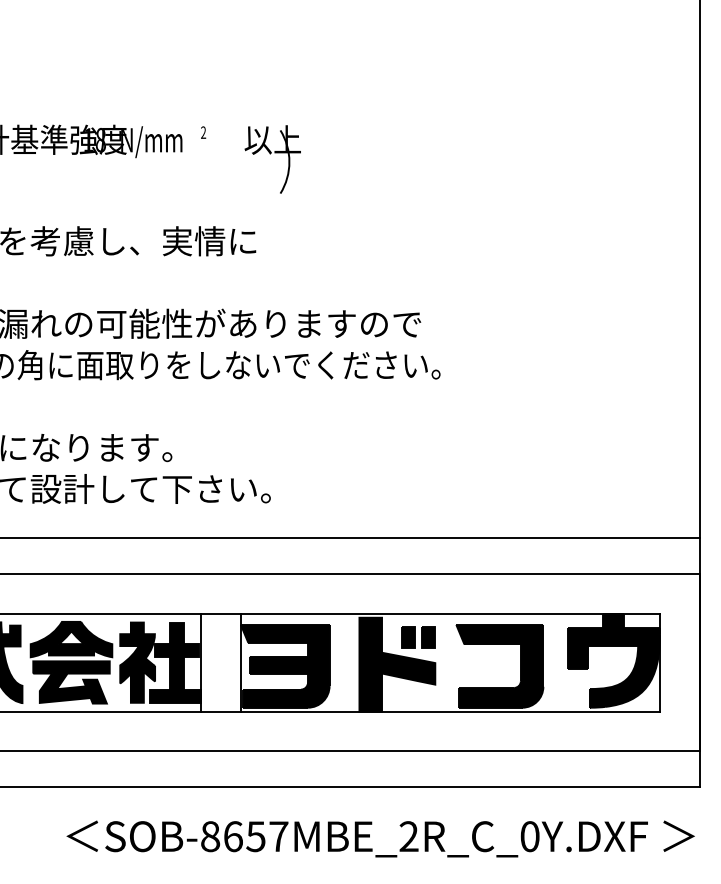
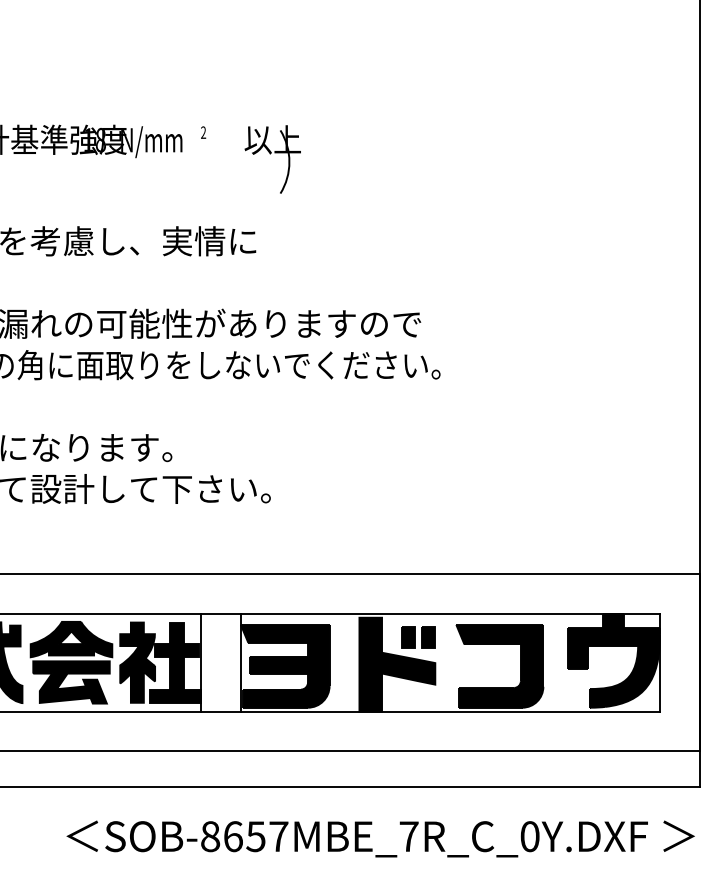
line: present -> none (350, 538)
text: SOB-8657MBE_2R_C_0Y.DXF -> SOB-8657MBE_7R_C_0Y.DXF (408, 836)
